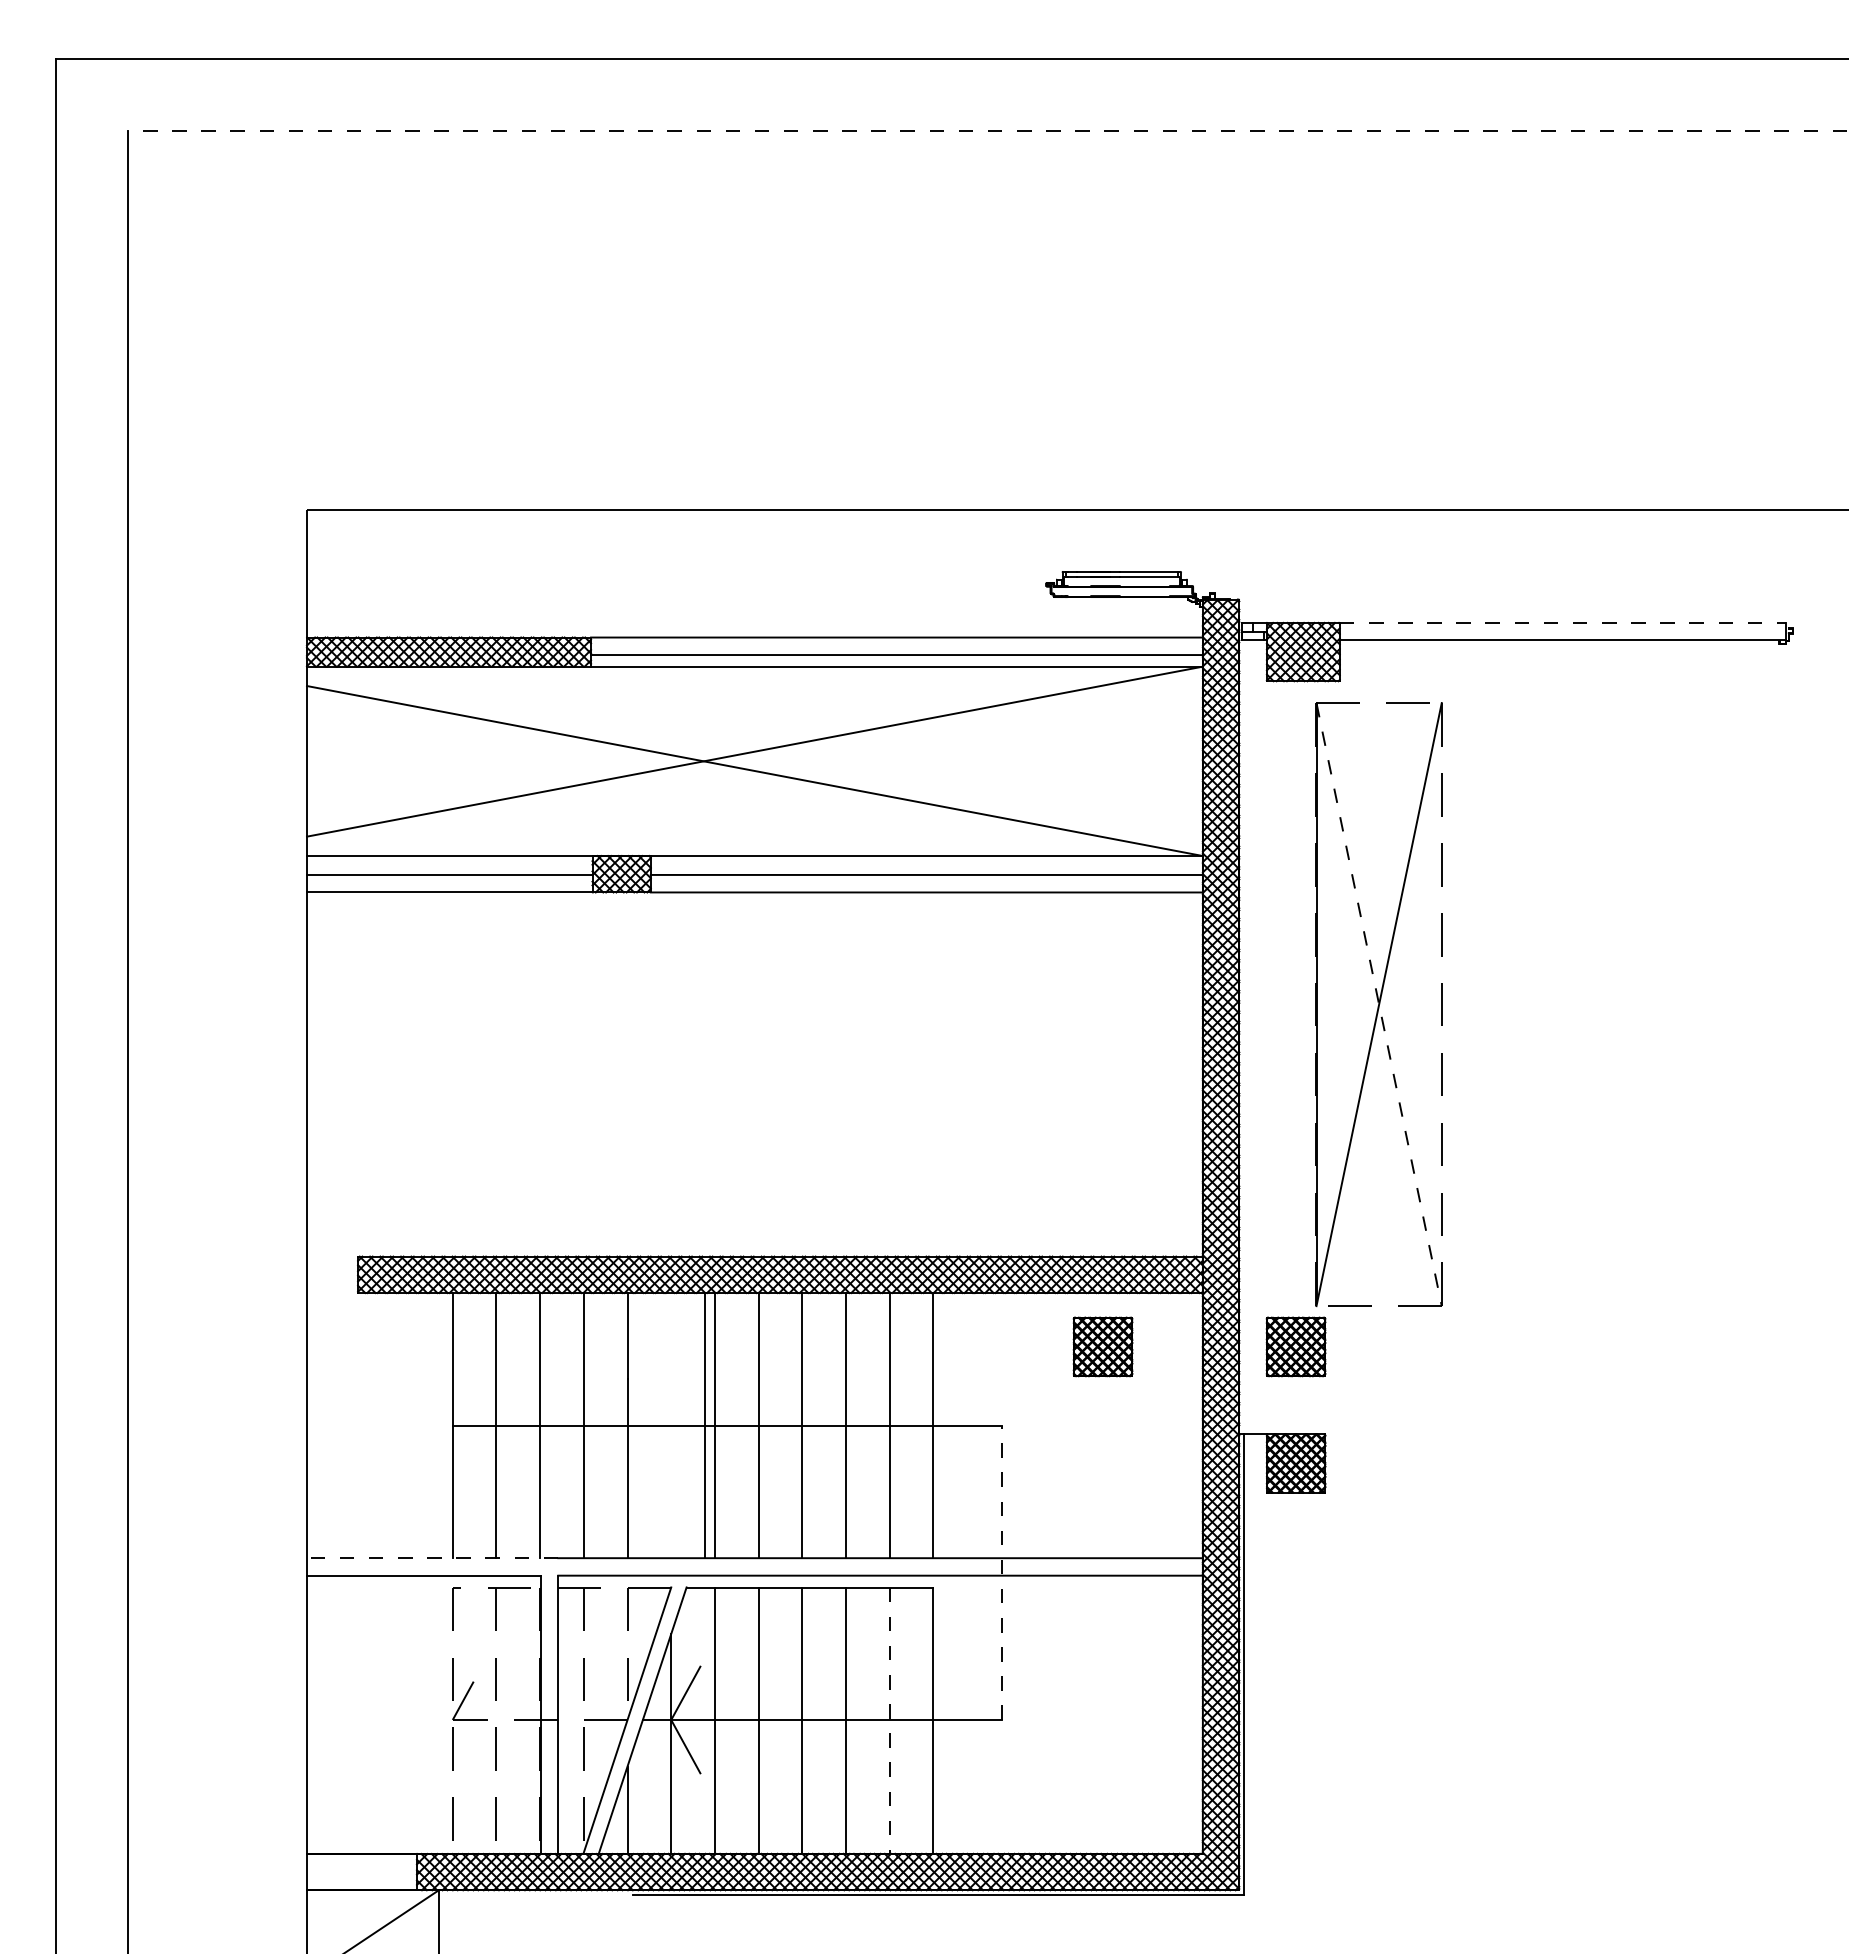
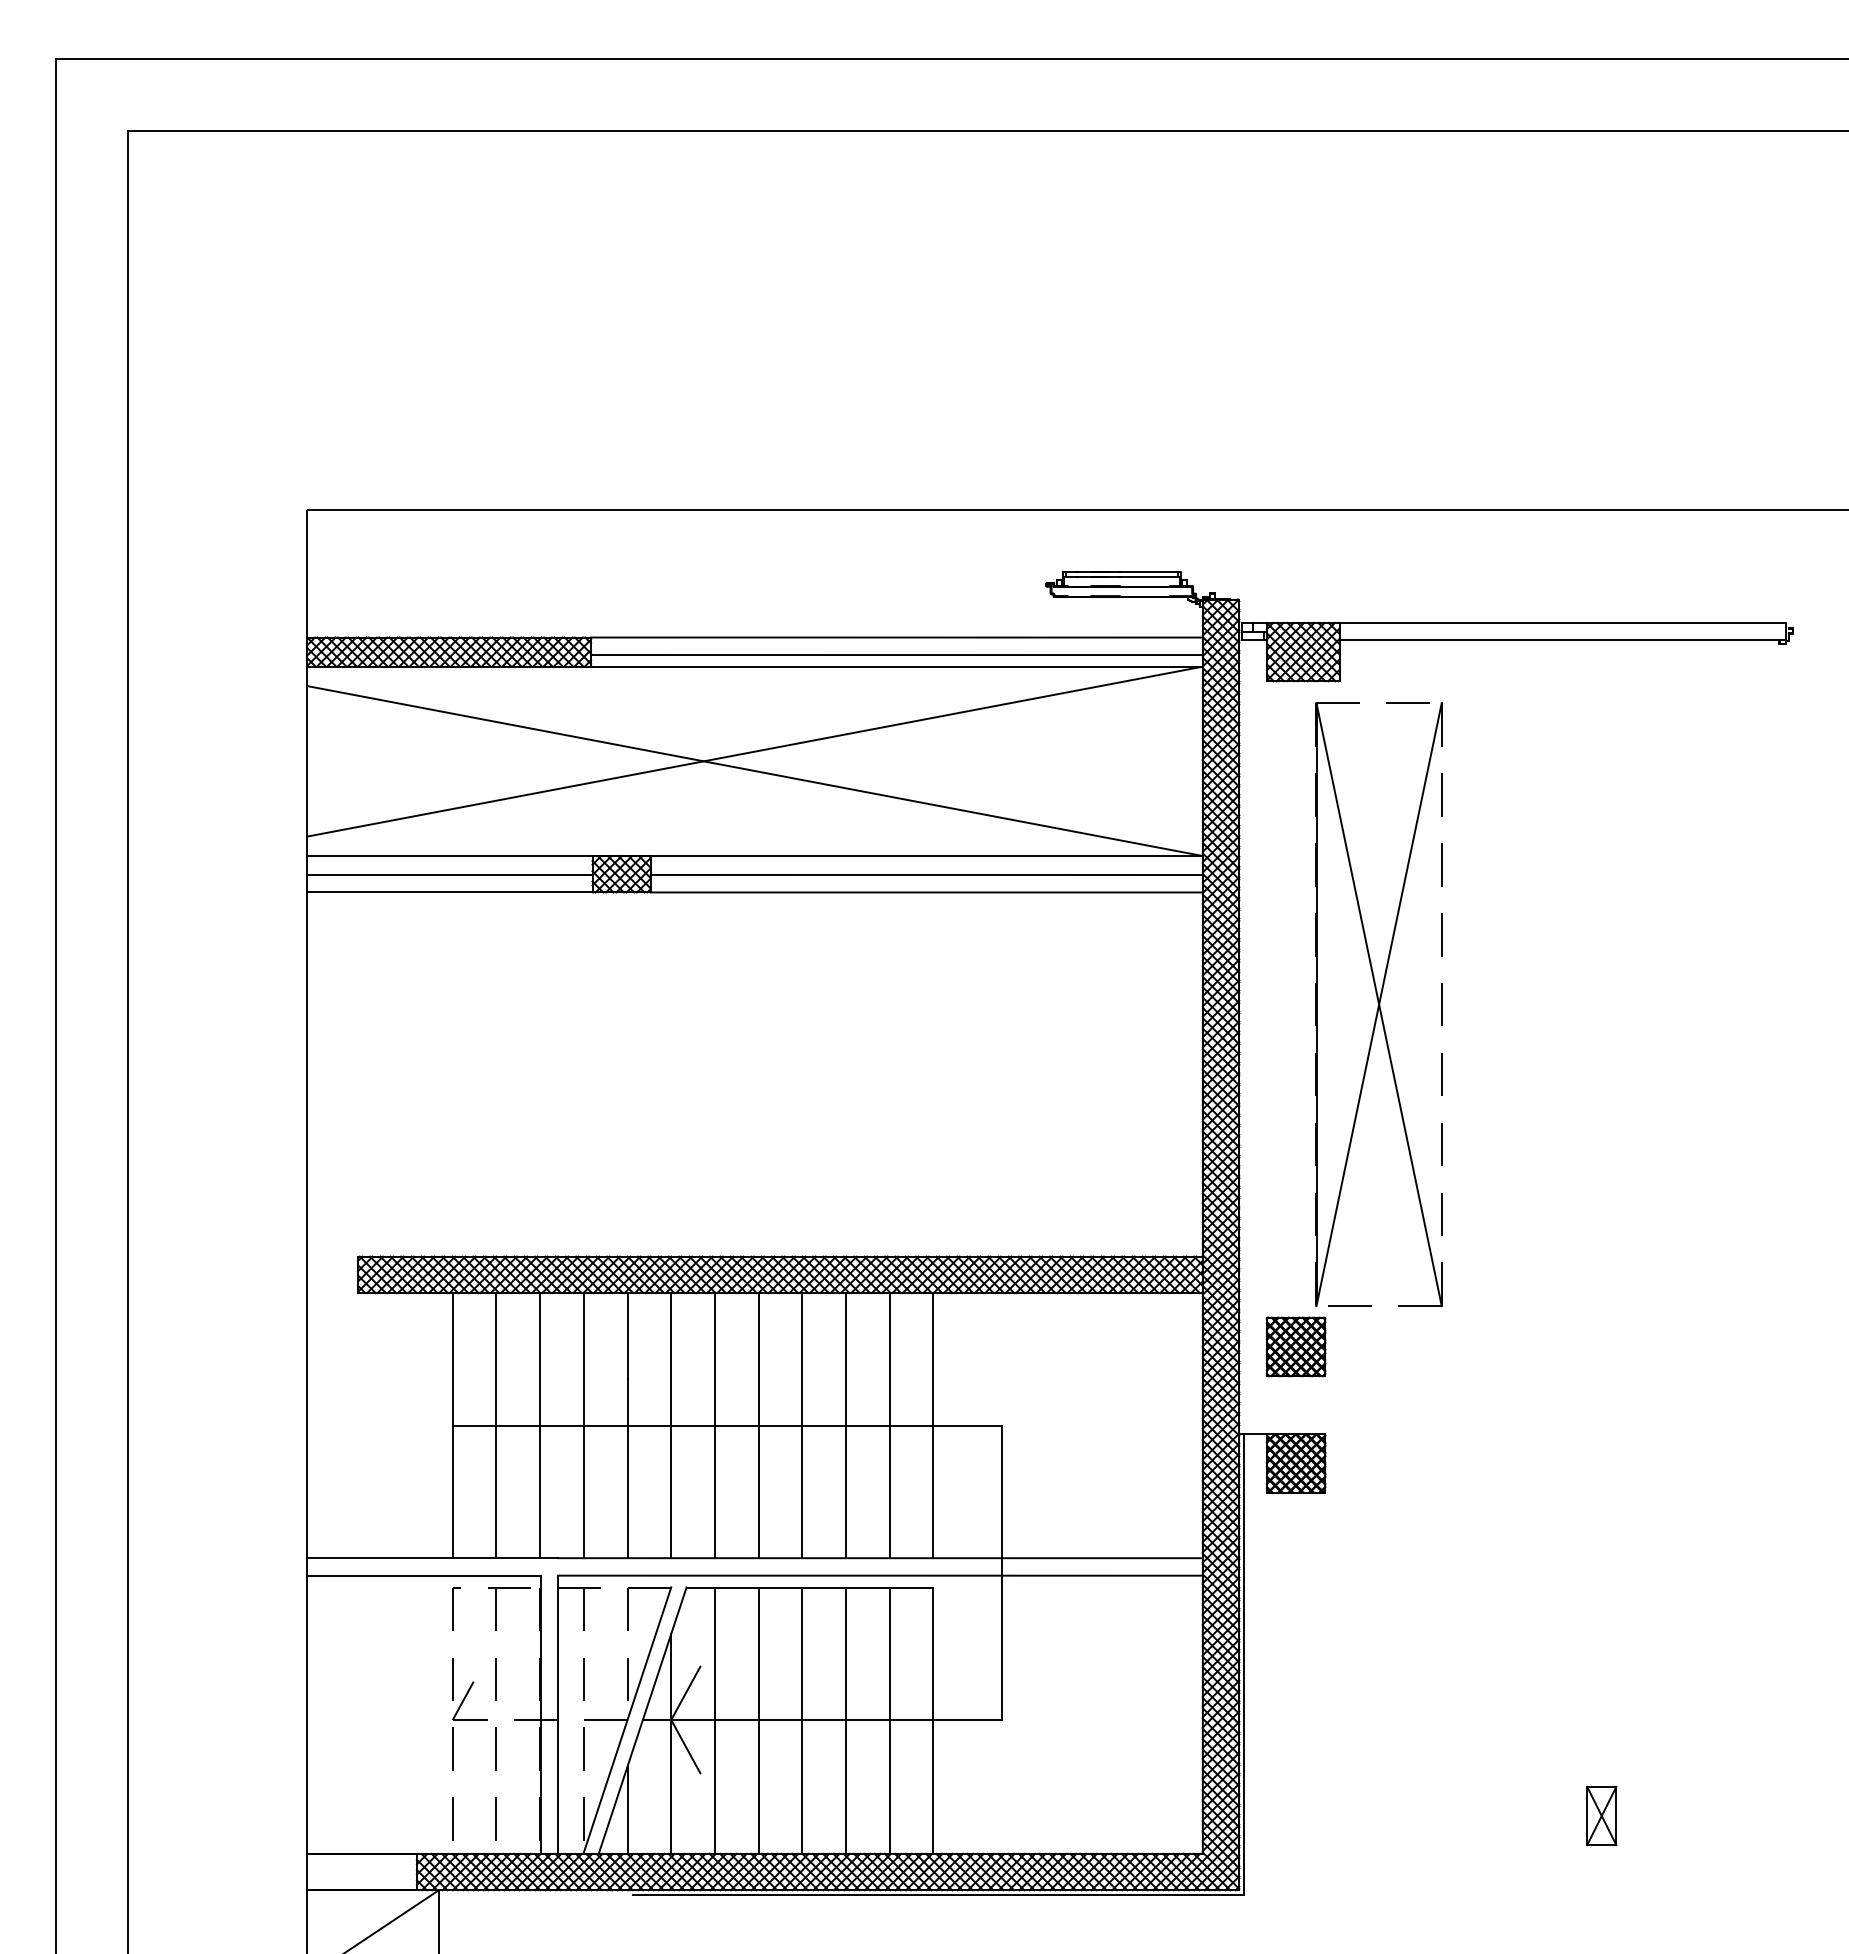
line: dashed -> solid (988, 131)
line: dashed -> solid (1562, 622)
line: dashed -> solid (1379, 1004)
part: present -> none (1102, 1346)
line position: (705, 1425) -> (671, 1425) (671, 1425)
line: dashed -> solid (432, 1558)
line: dashed -> solid (1001, 1572)
line: dashed -> solid (889, 1721)
part: none -> present (1601, 1815)
